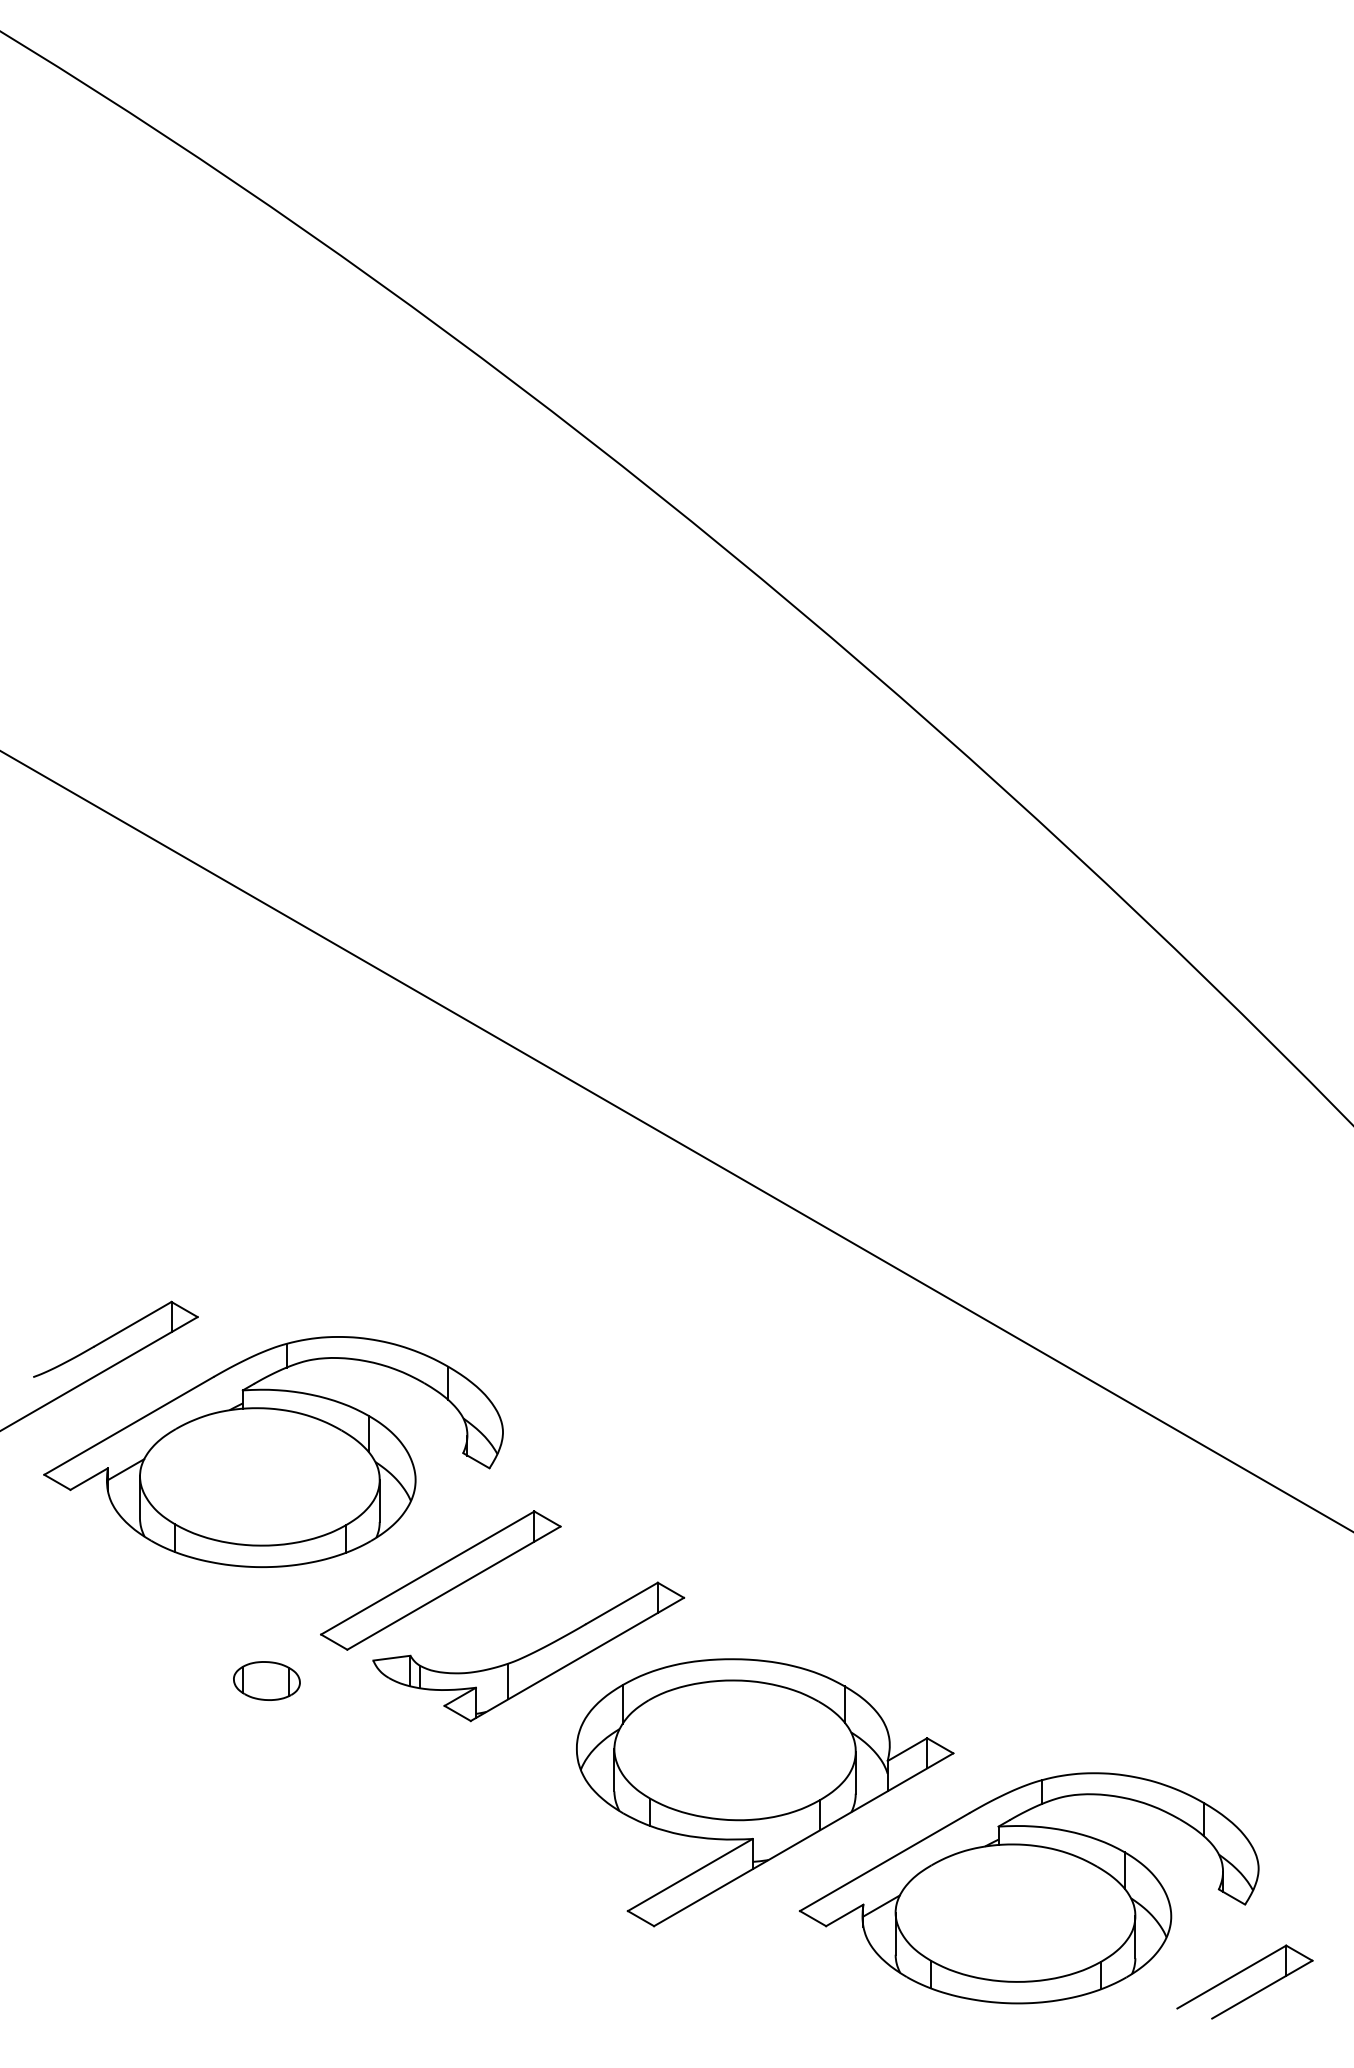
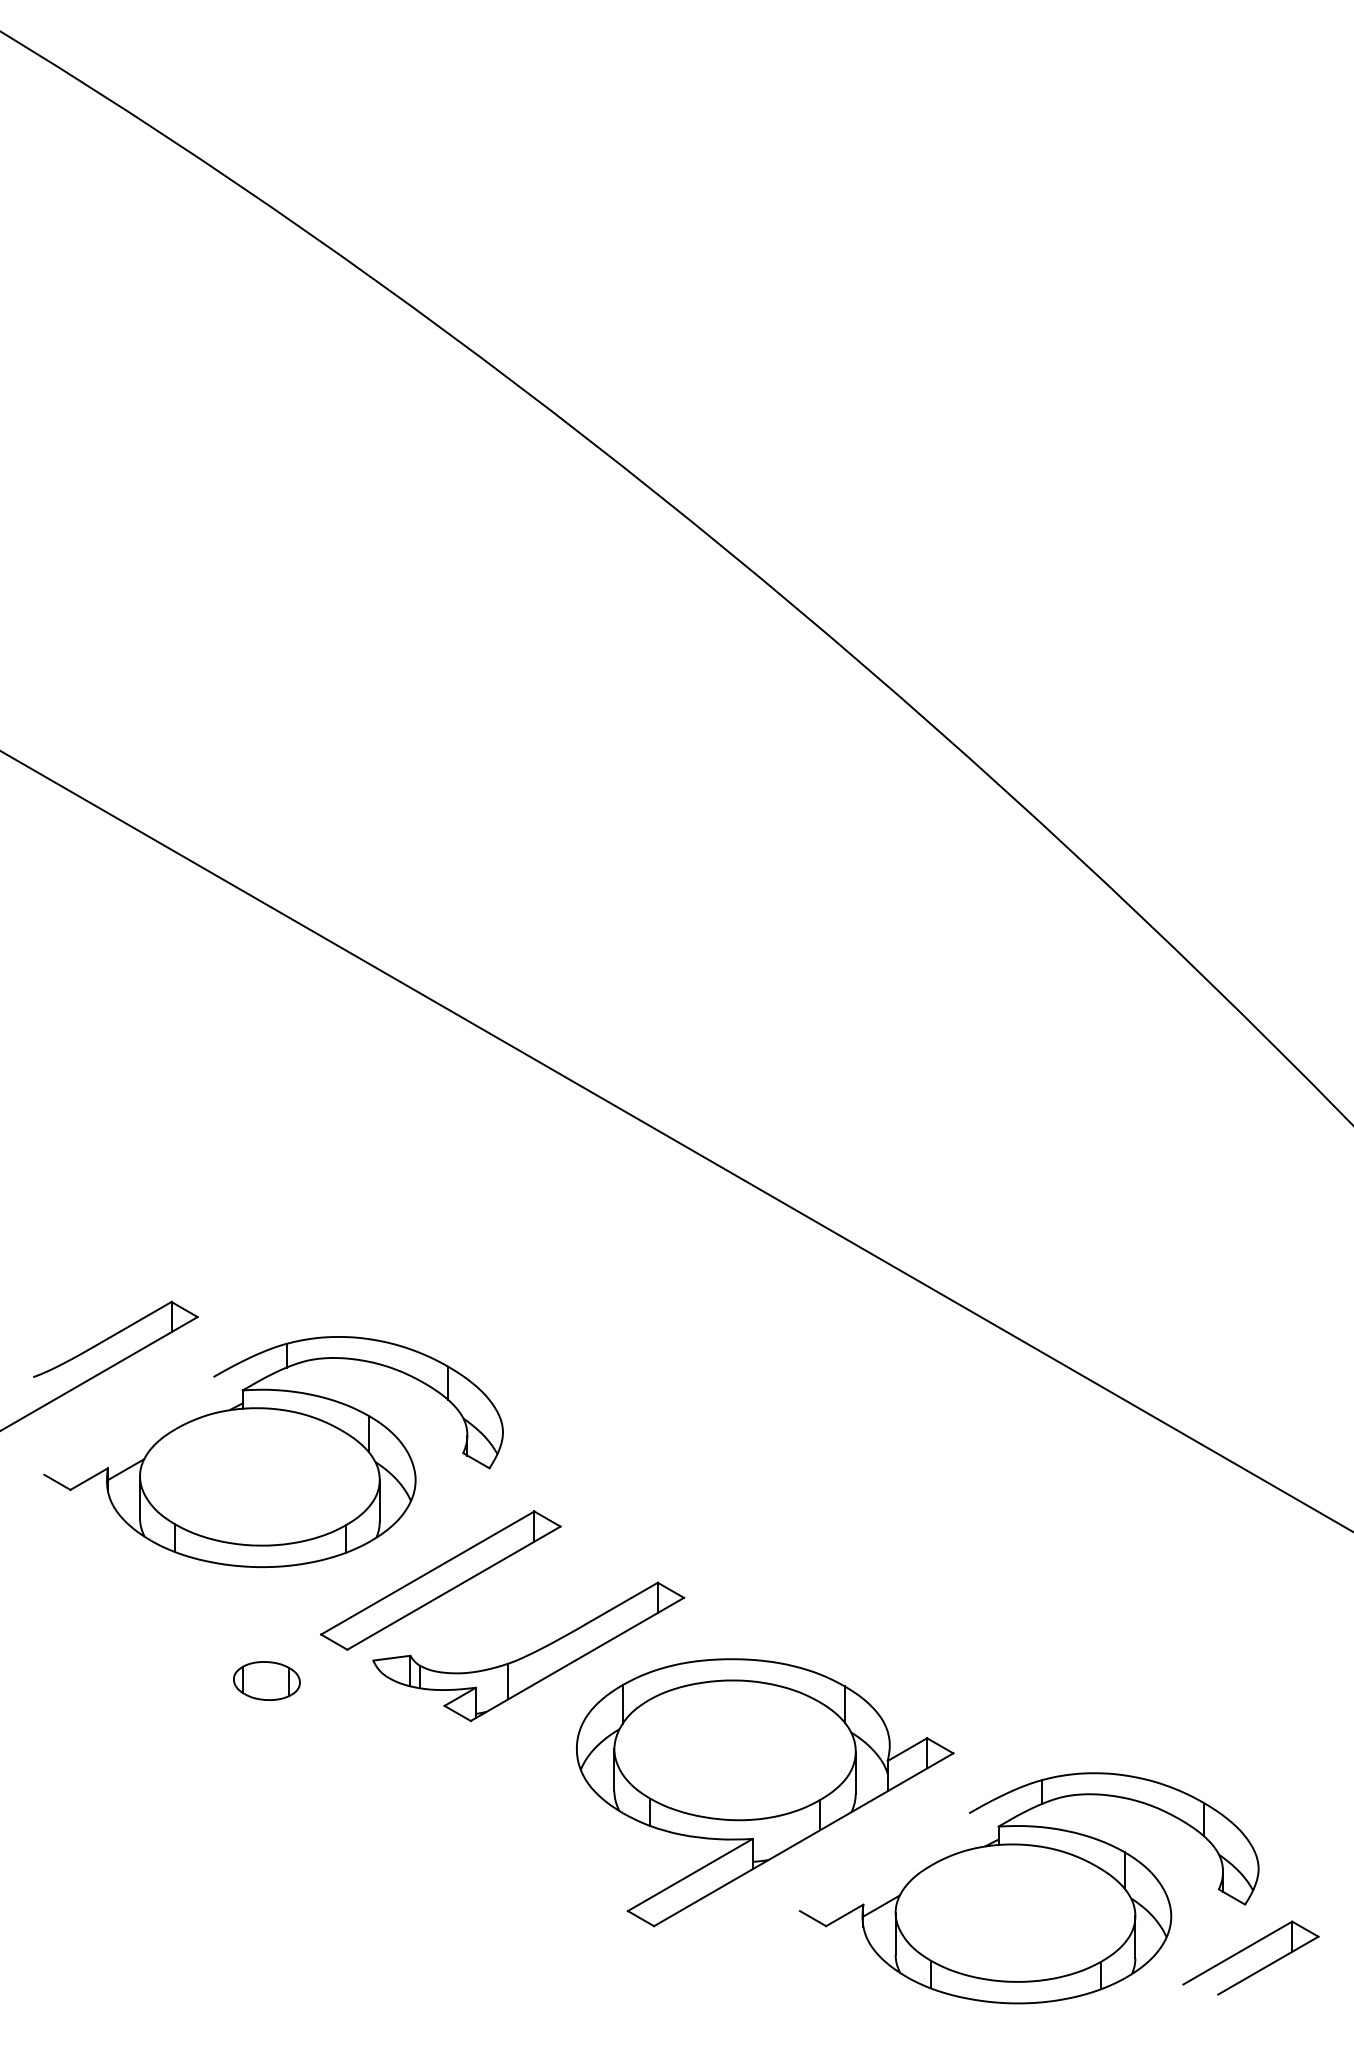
line: present -> none (128, 1425)
line: present -> none (884, 1862)
part position: (1240, 1973) -> (1246, 1949) (1246, 1949)
